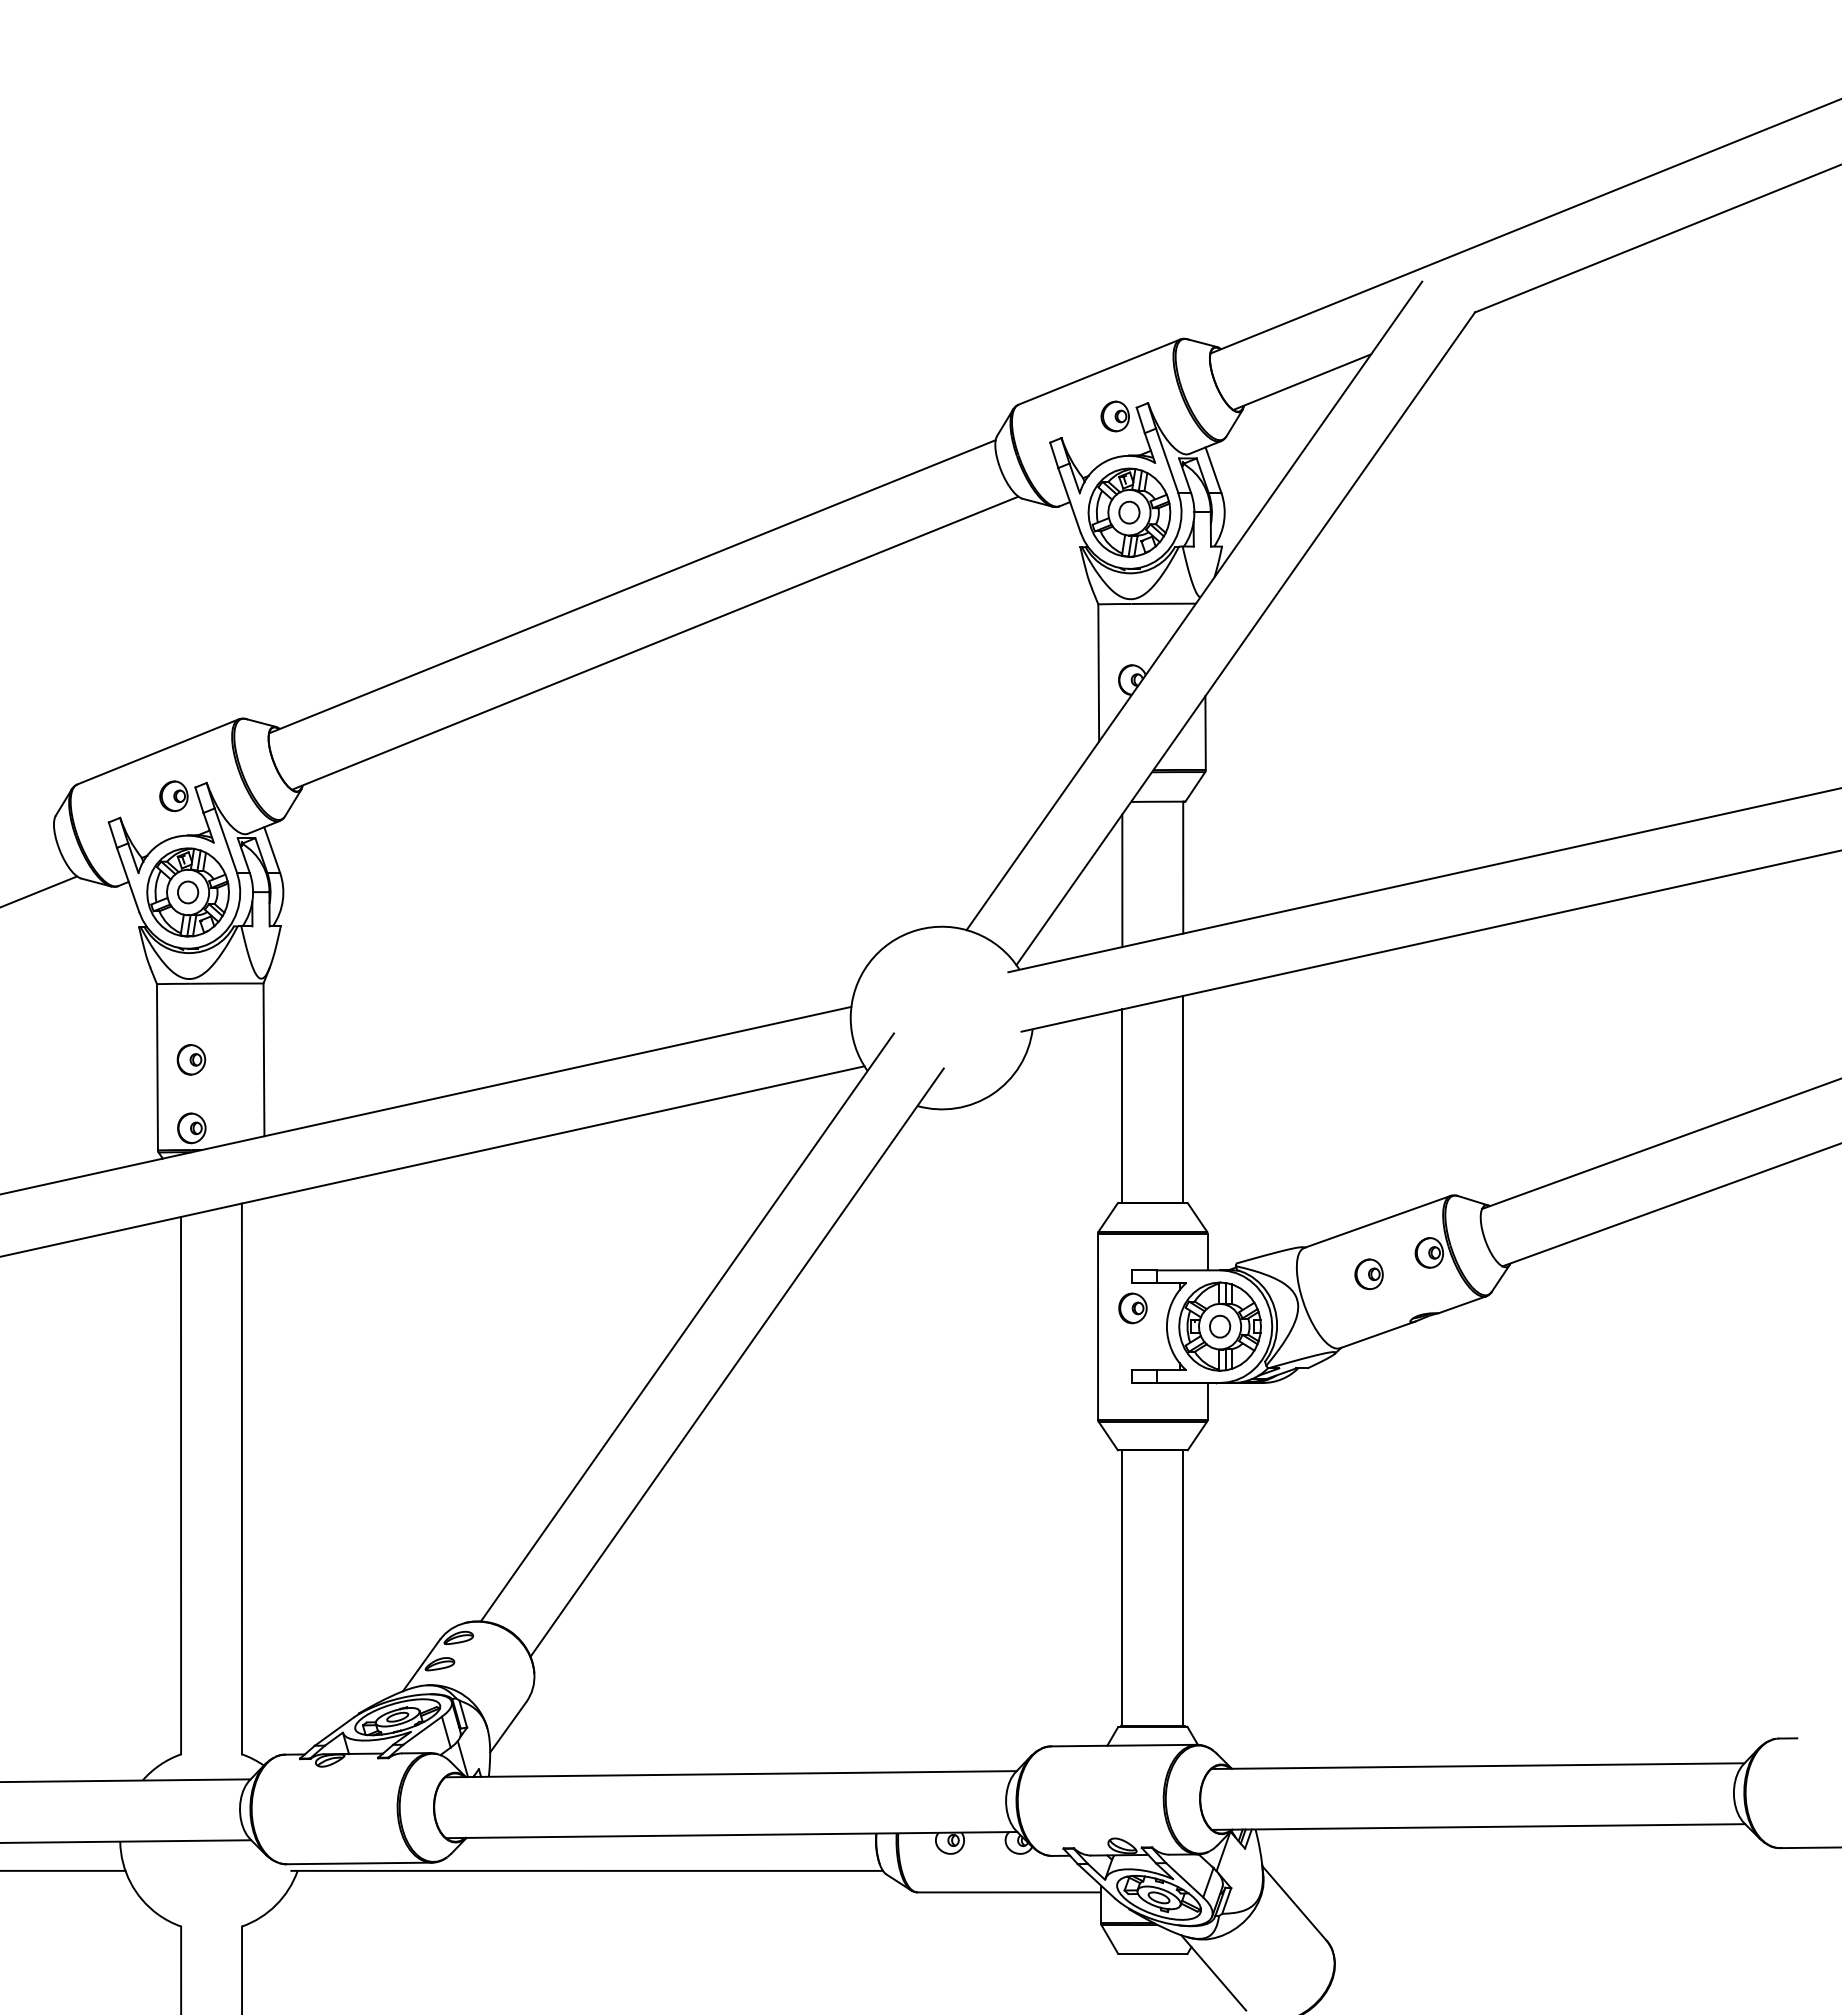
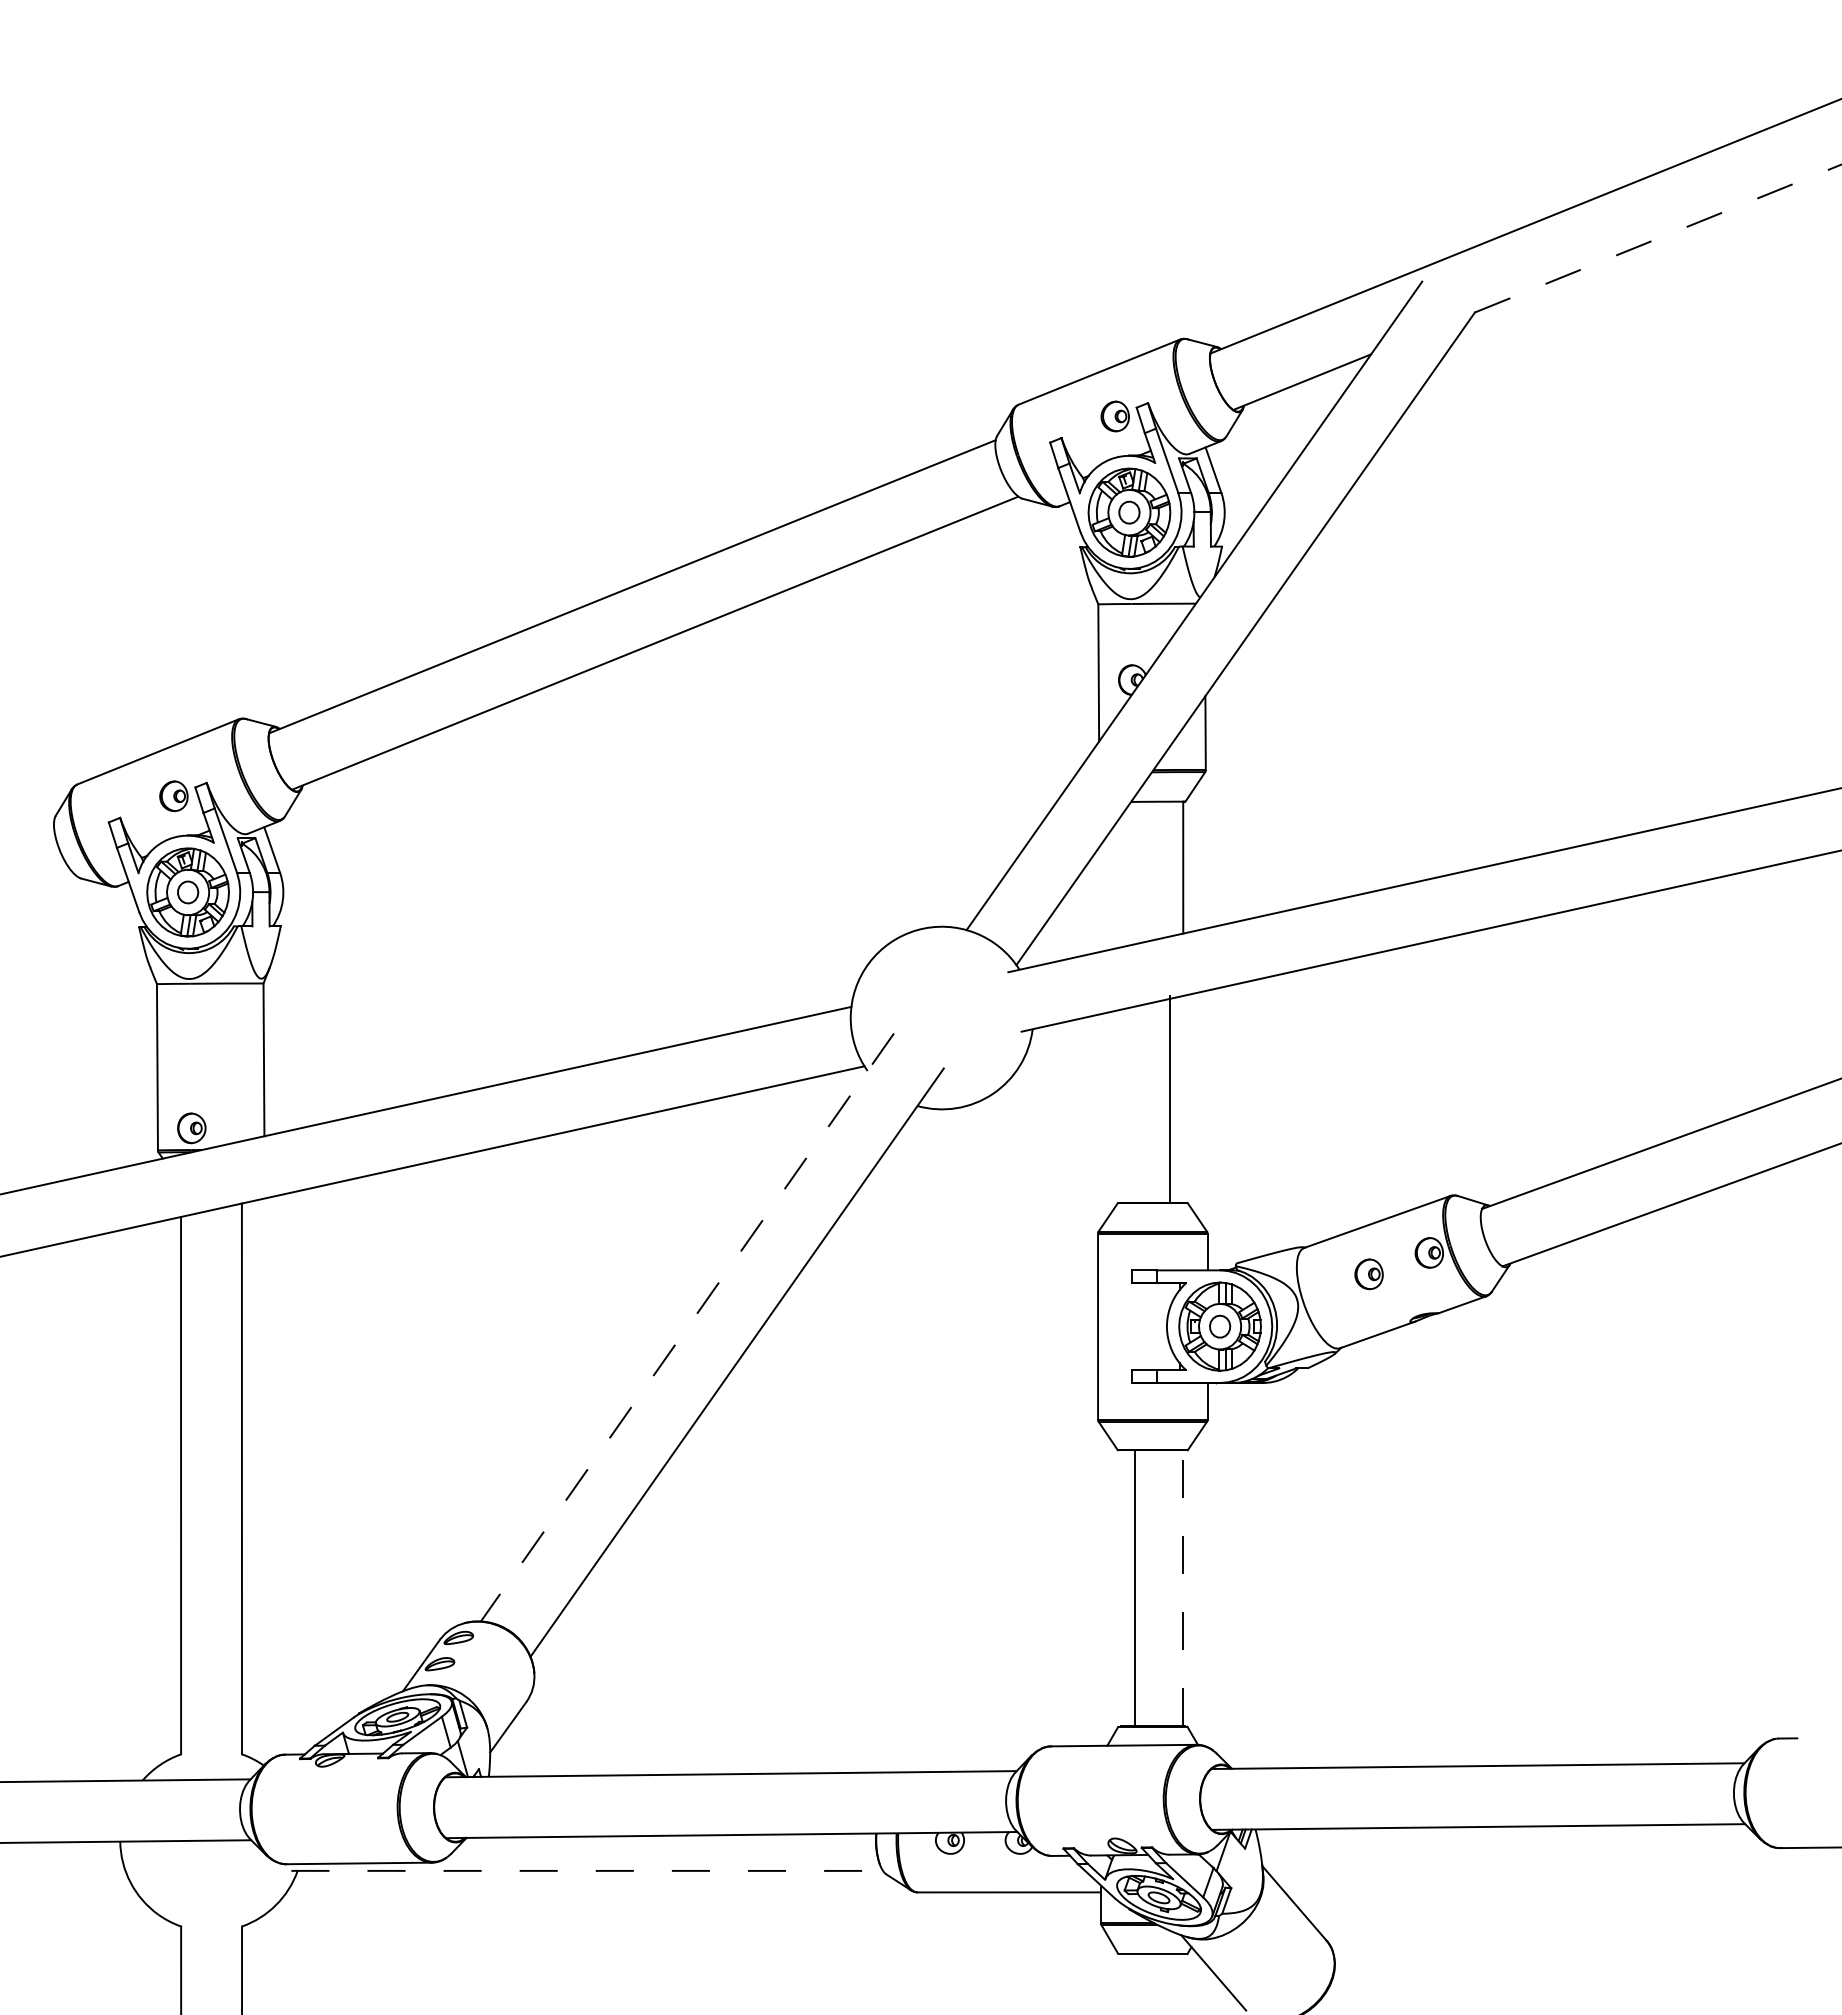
line: solid -> dashed (1658, 238)
line: present -> none (1122, 880)
line: present -> none (39, 891)
part: present -> none (191, 1059)
line position: (1183, 1099) -> (1170, 1099) (1170, 1099)
line: present -> none (1122, 1106)
part: present -> none (1132, 1308)
line: solid -> dashed (687, 1327)
line position: (1122, 1588) -> (1135, 1588) (1135, 1588)
line: solid -> dashed (1183, 1588)
line: present -> none (63, 1870)
line: solid -> dashed (587, 1870)
